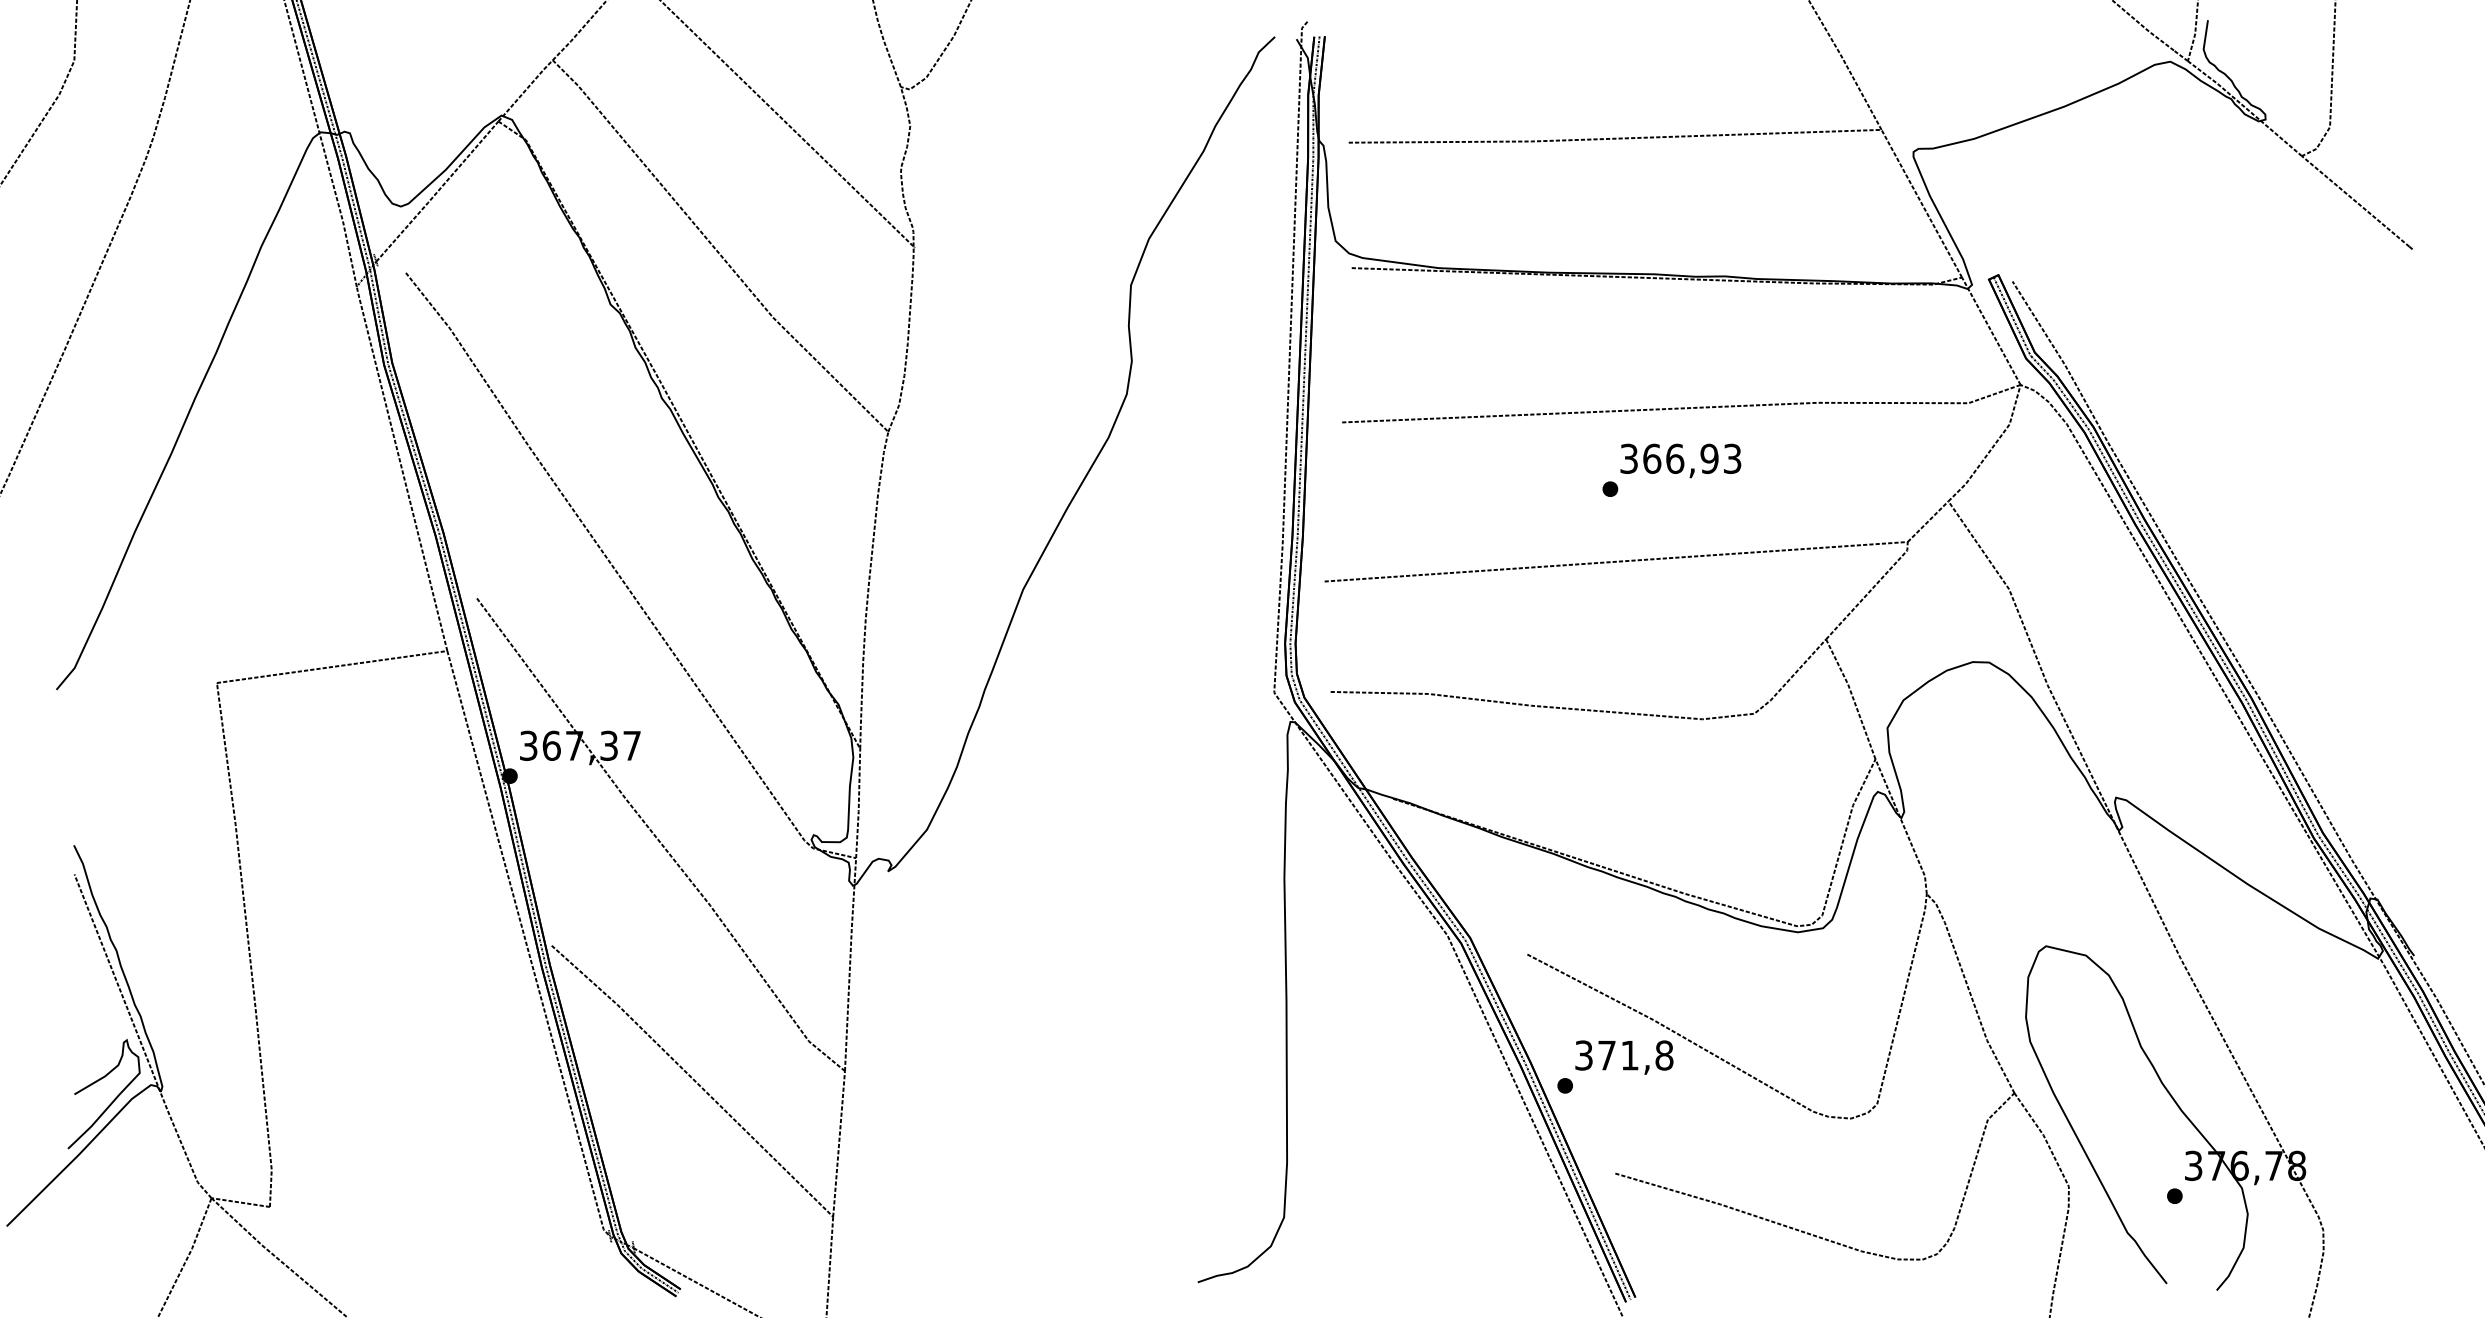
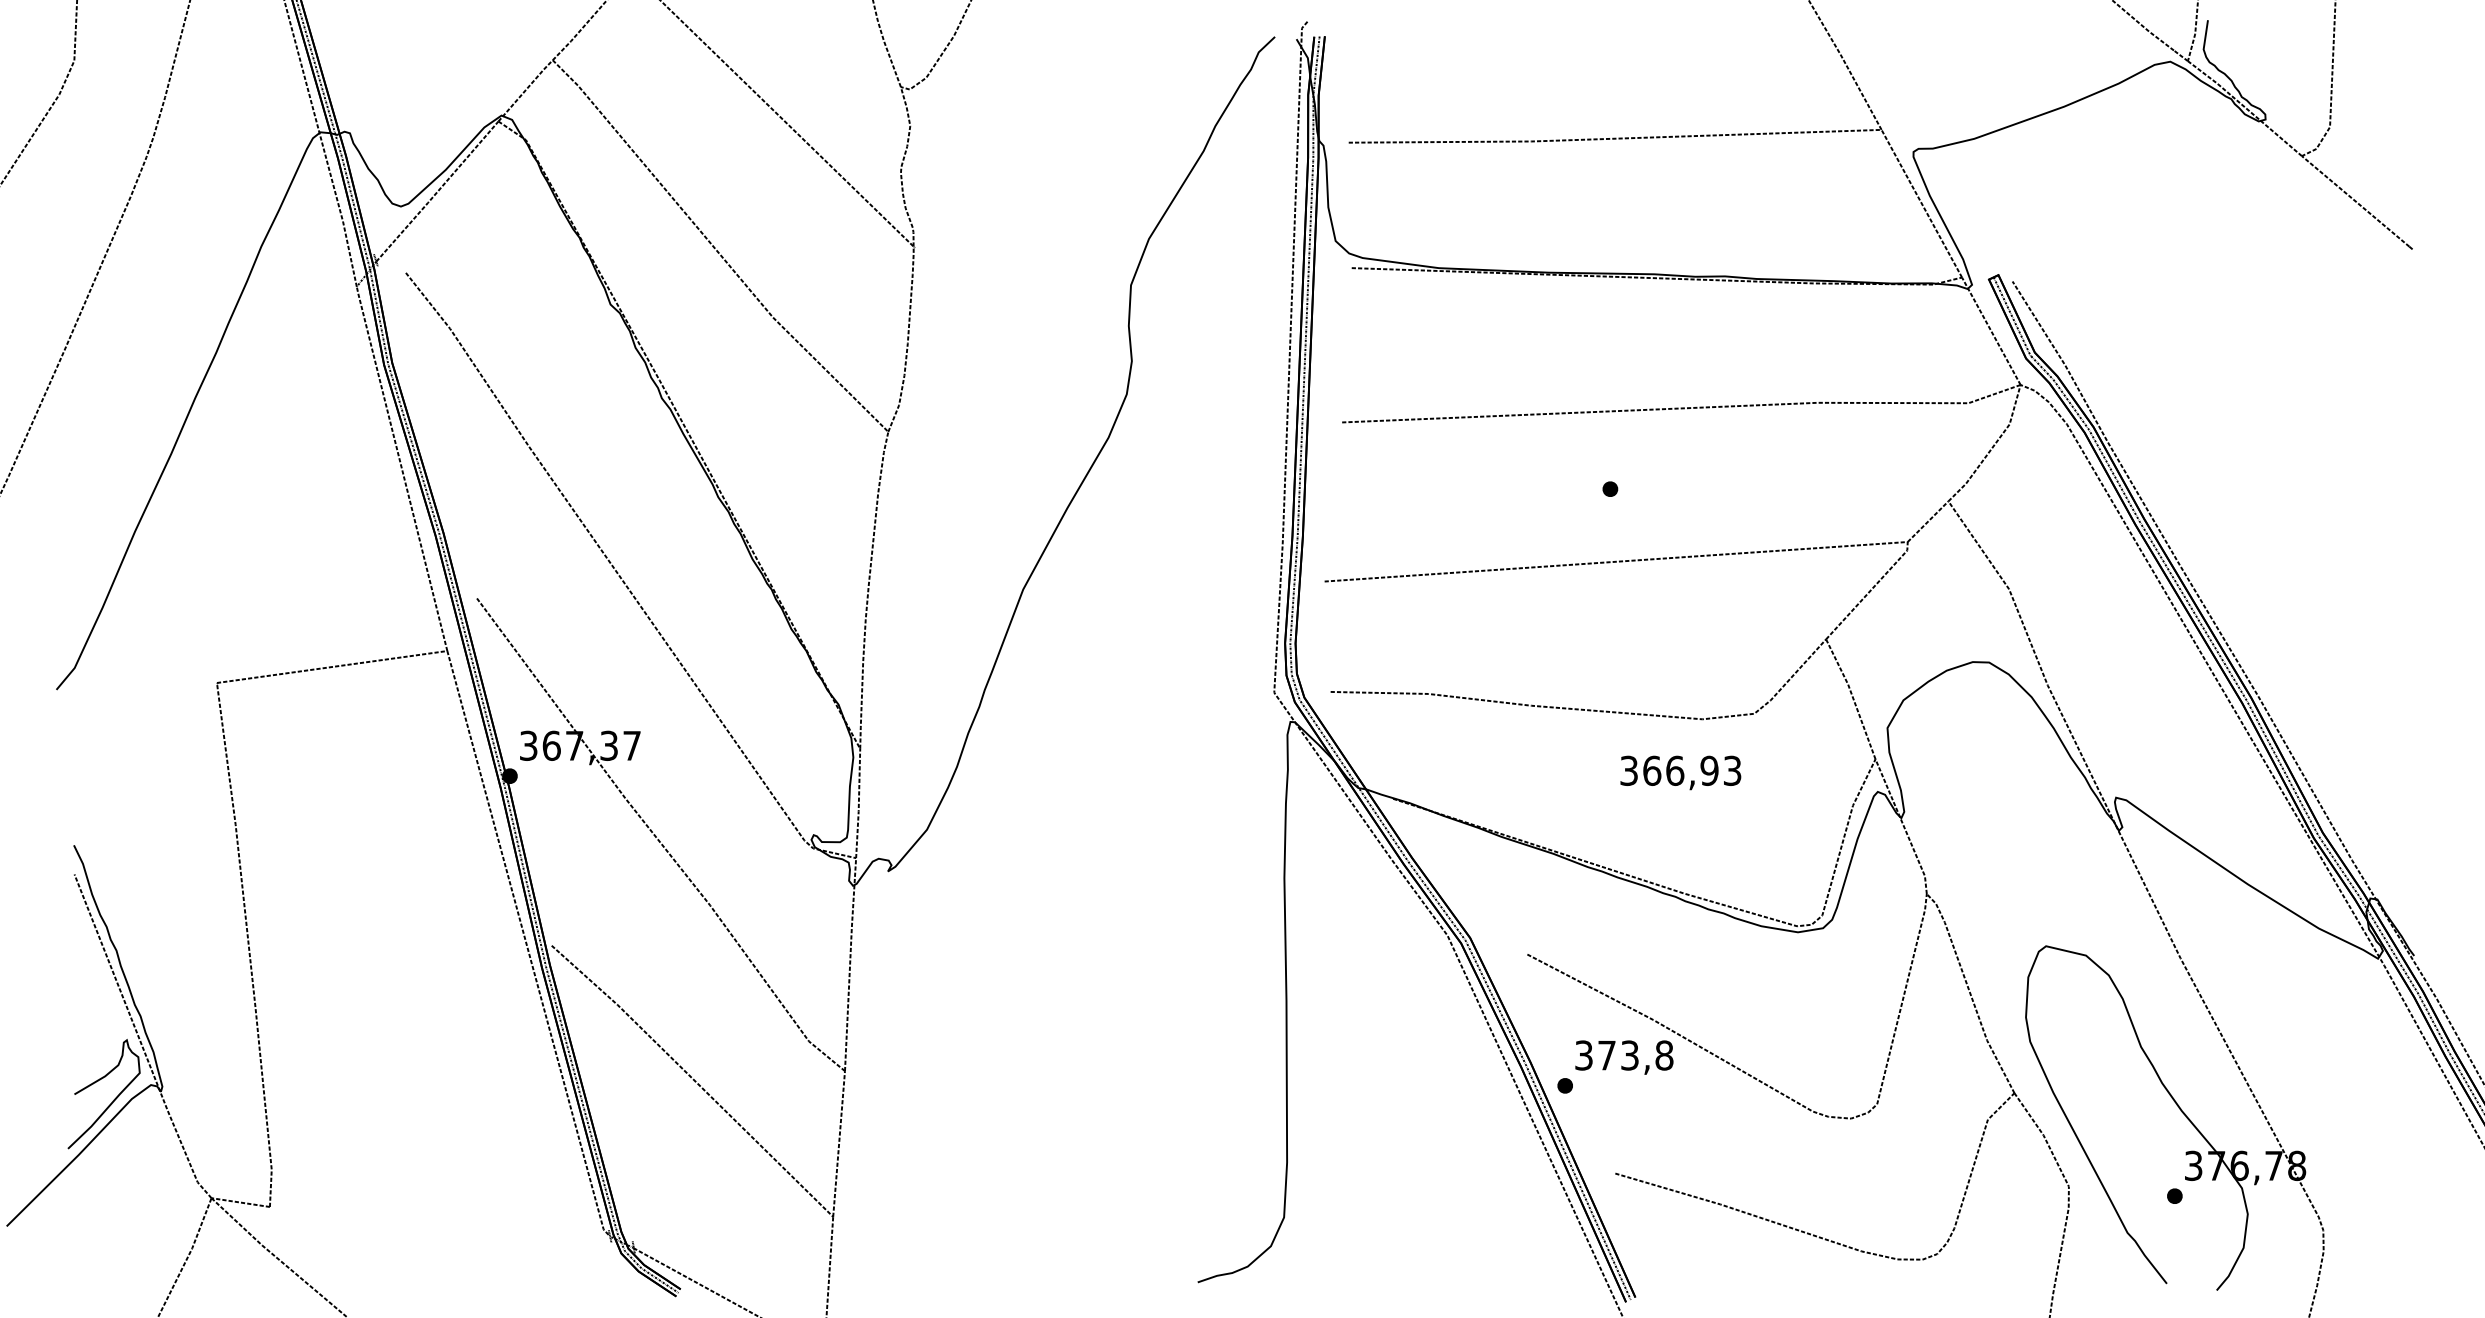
text position: (1680, 460) -> (1680, 772) (1680, 772)
text: 371,8 -> 373,8 (1629, 1055)
